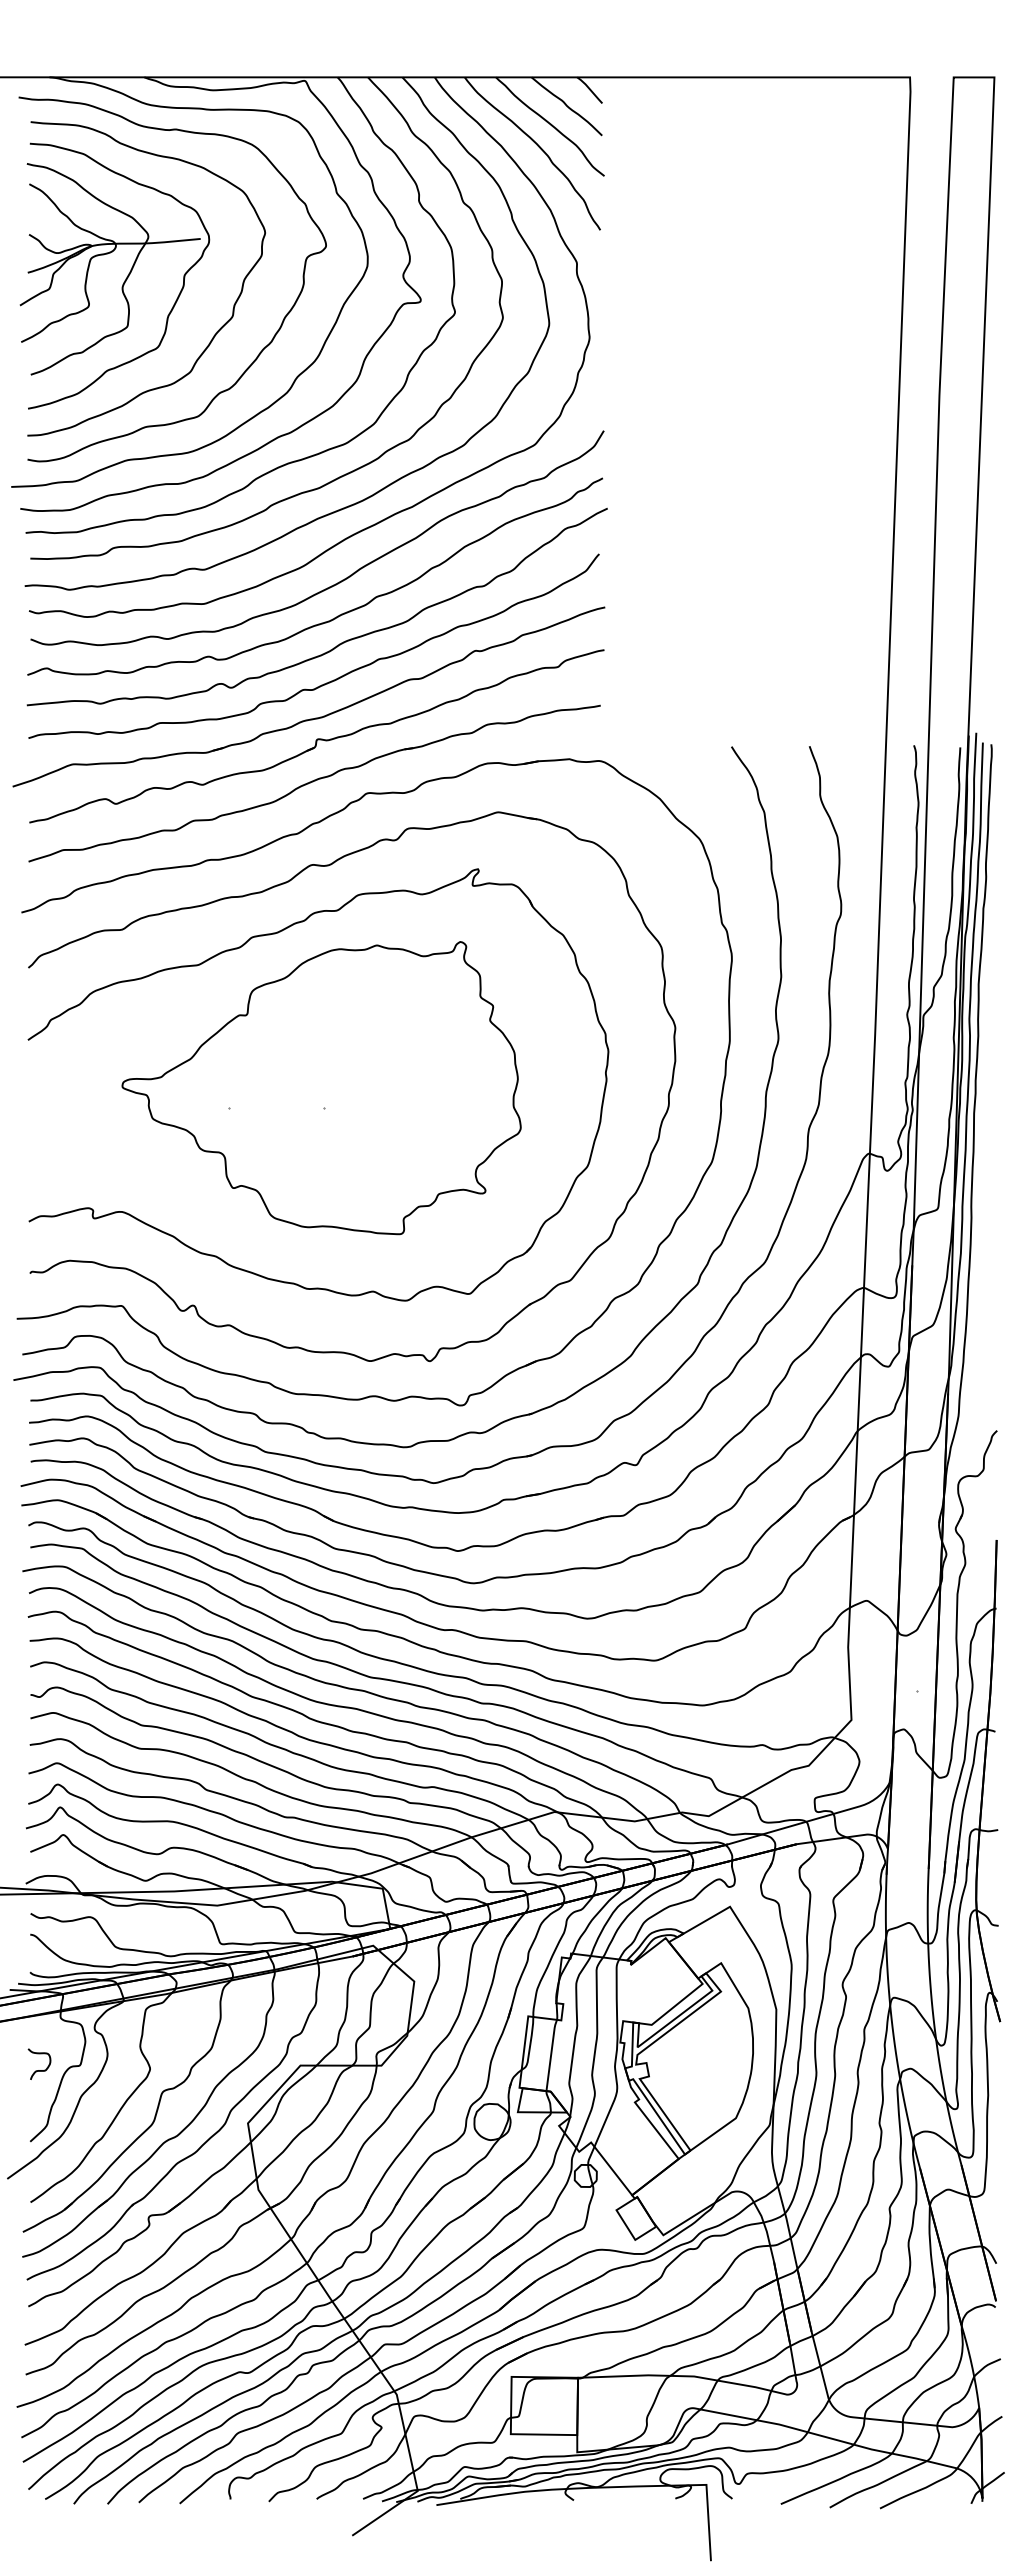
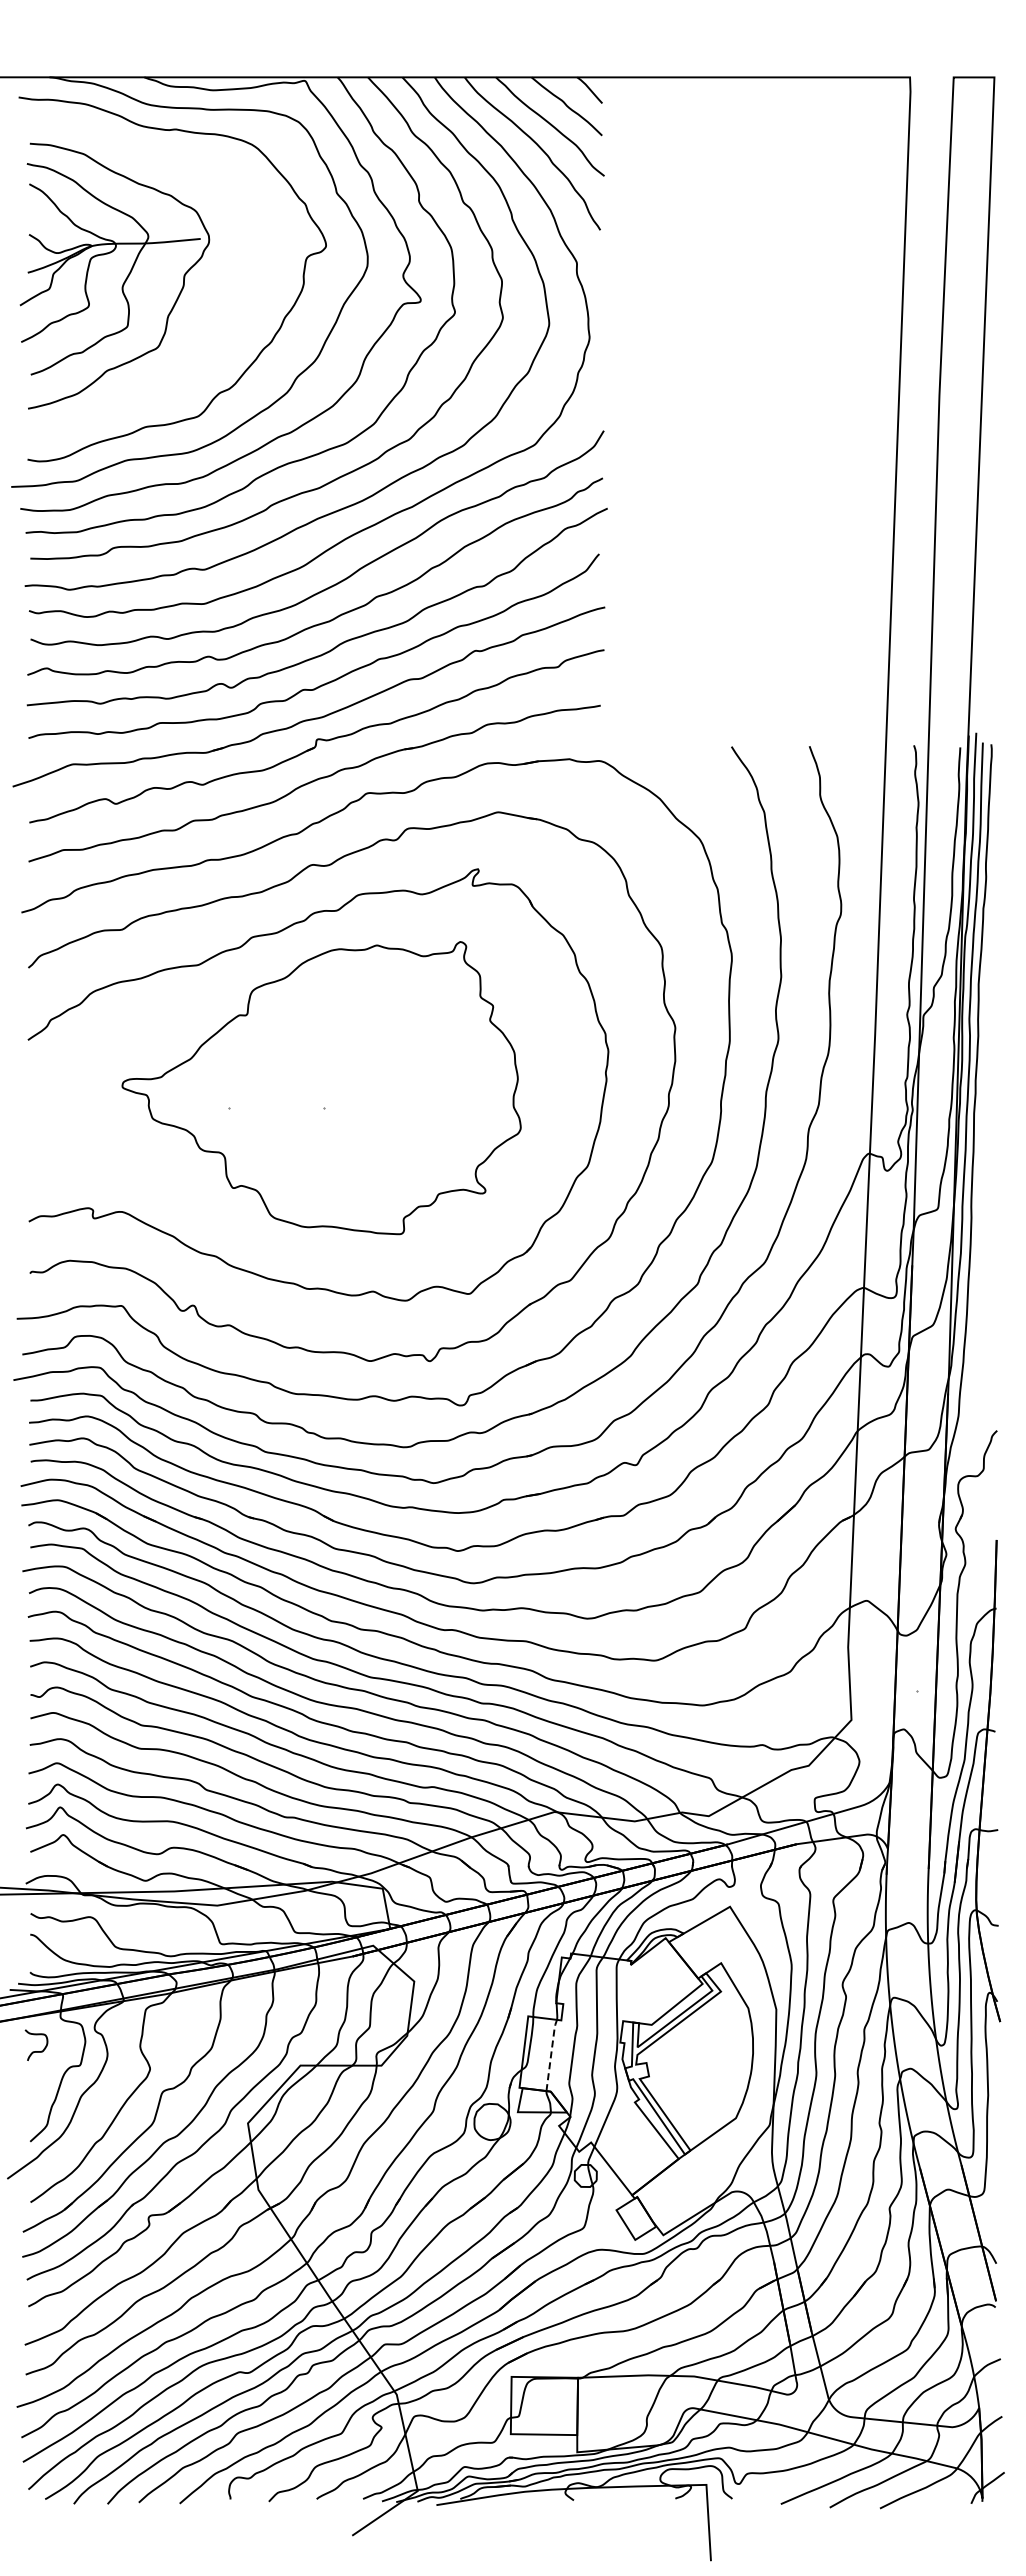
curve: present -> none (216, 331)
line: solid -> dashed (551, 2053)
curve position: (39, 2070) -> (36, 2051) (36, 2051)
